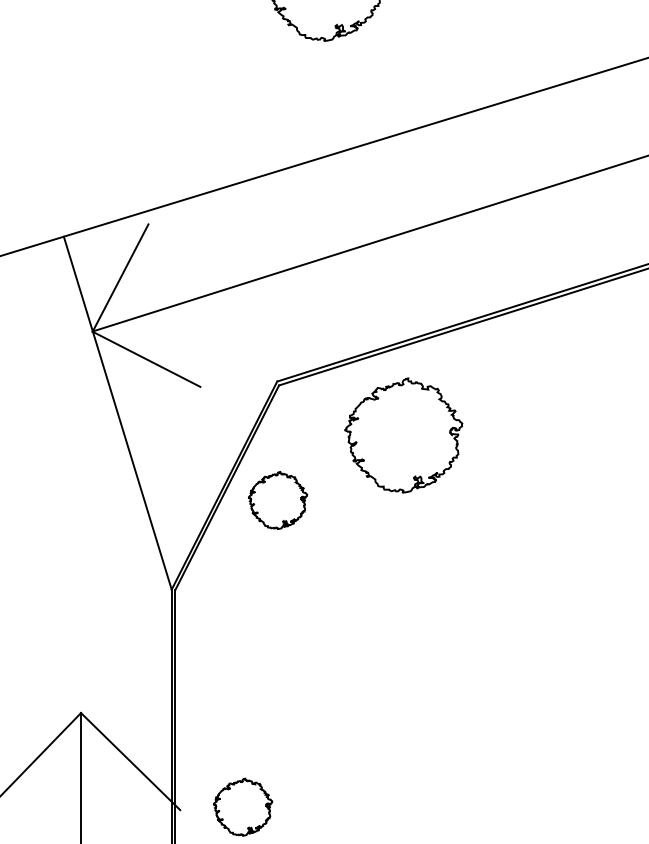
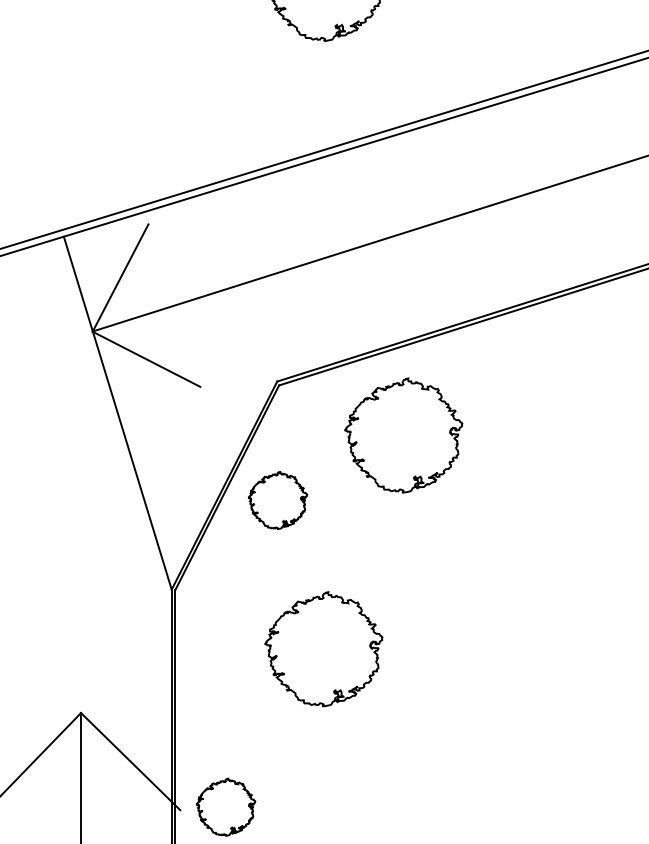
line: none -> present (323, 149)
part: none -> present (323, 649)
part position: (243, 806) -> (226, 806) (226, 806)
